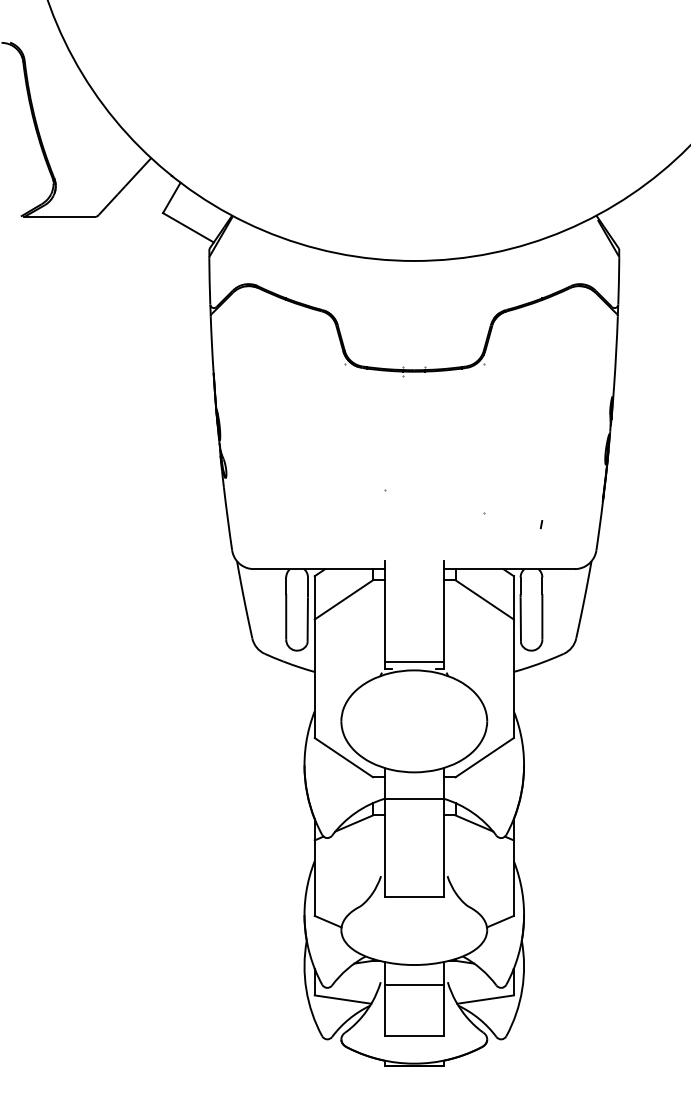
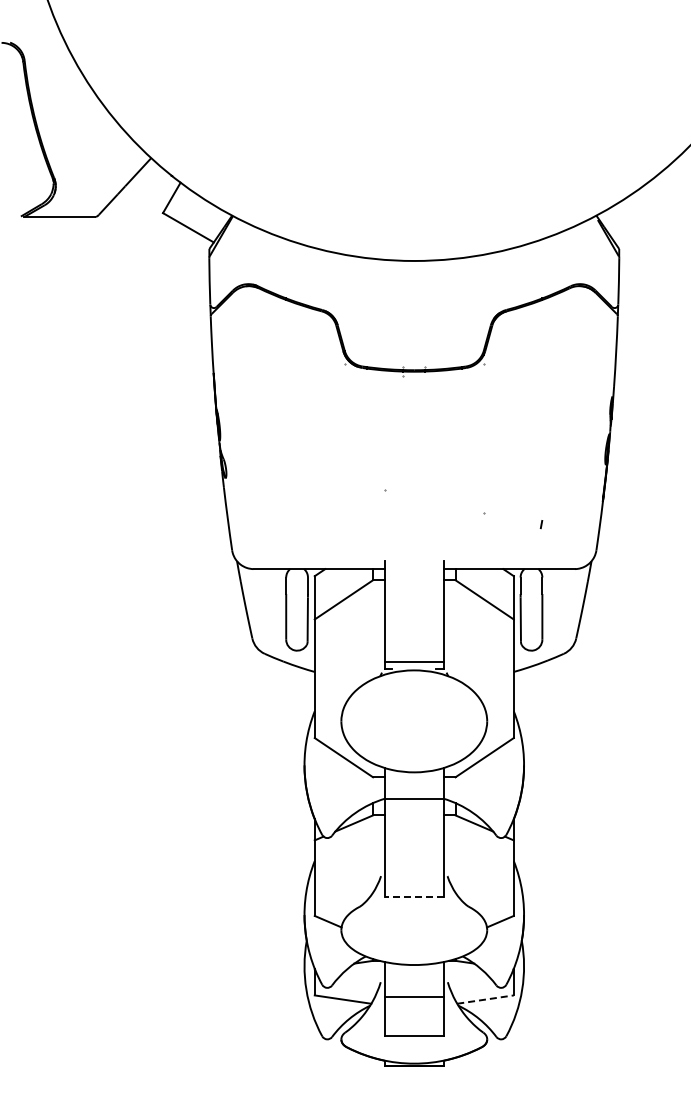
line: solid -> dashed (413, 896)
line position: (414, 984) -> (414, 996) (414, 996)
line: solid -> dashed (485, 999)
